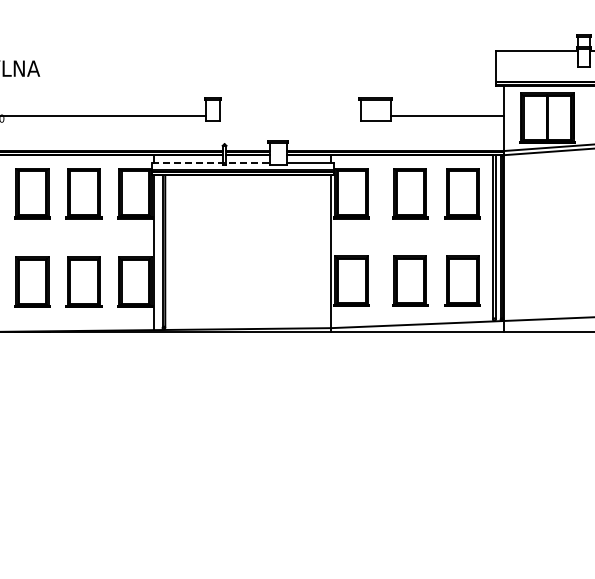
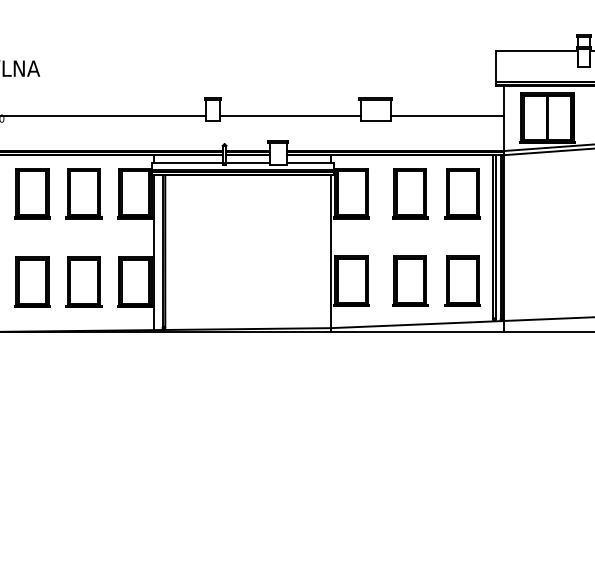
line: none -> present (289, 115)
line: dashed -> solid (211, 162)
